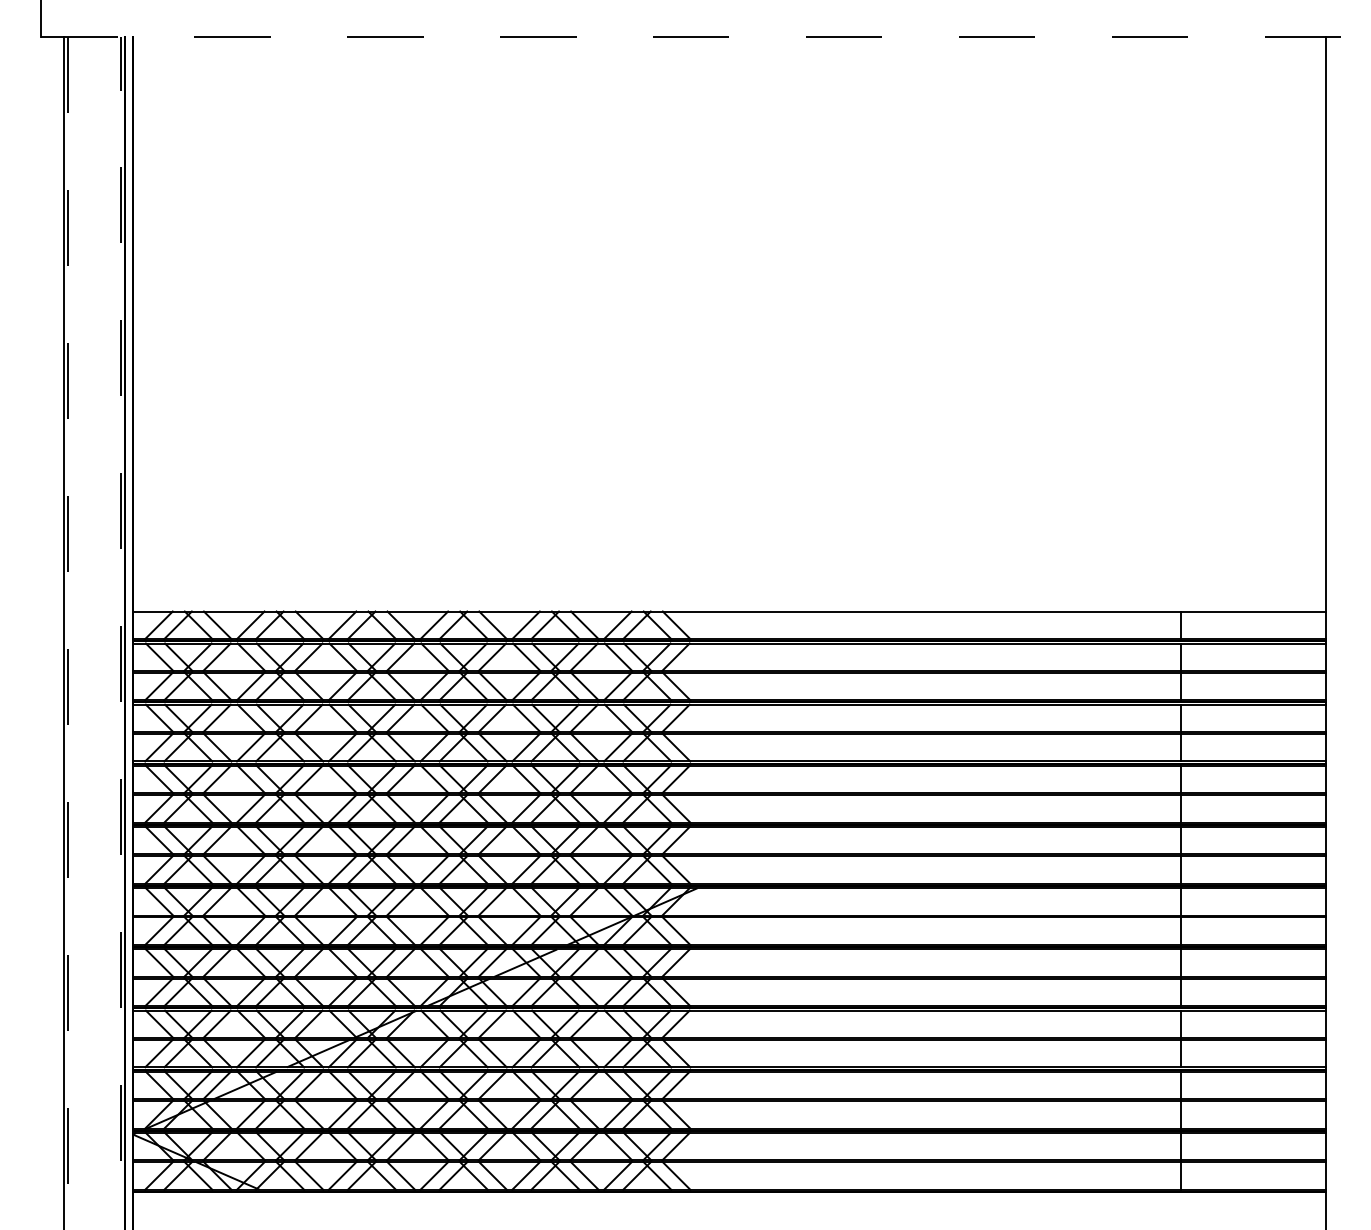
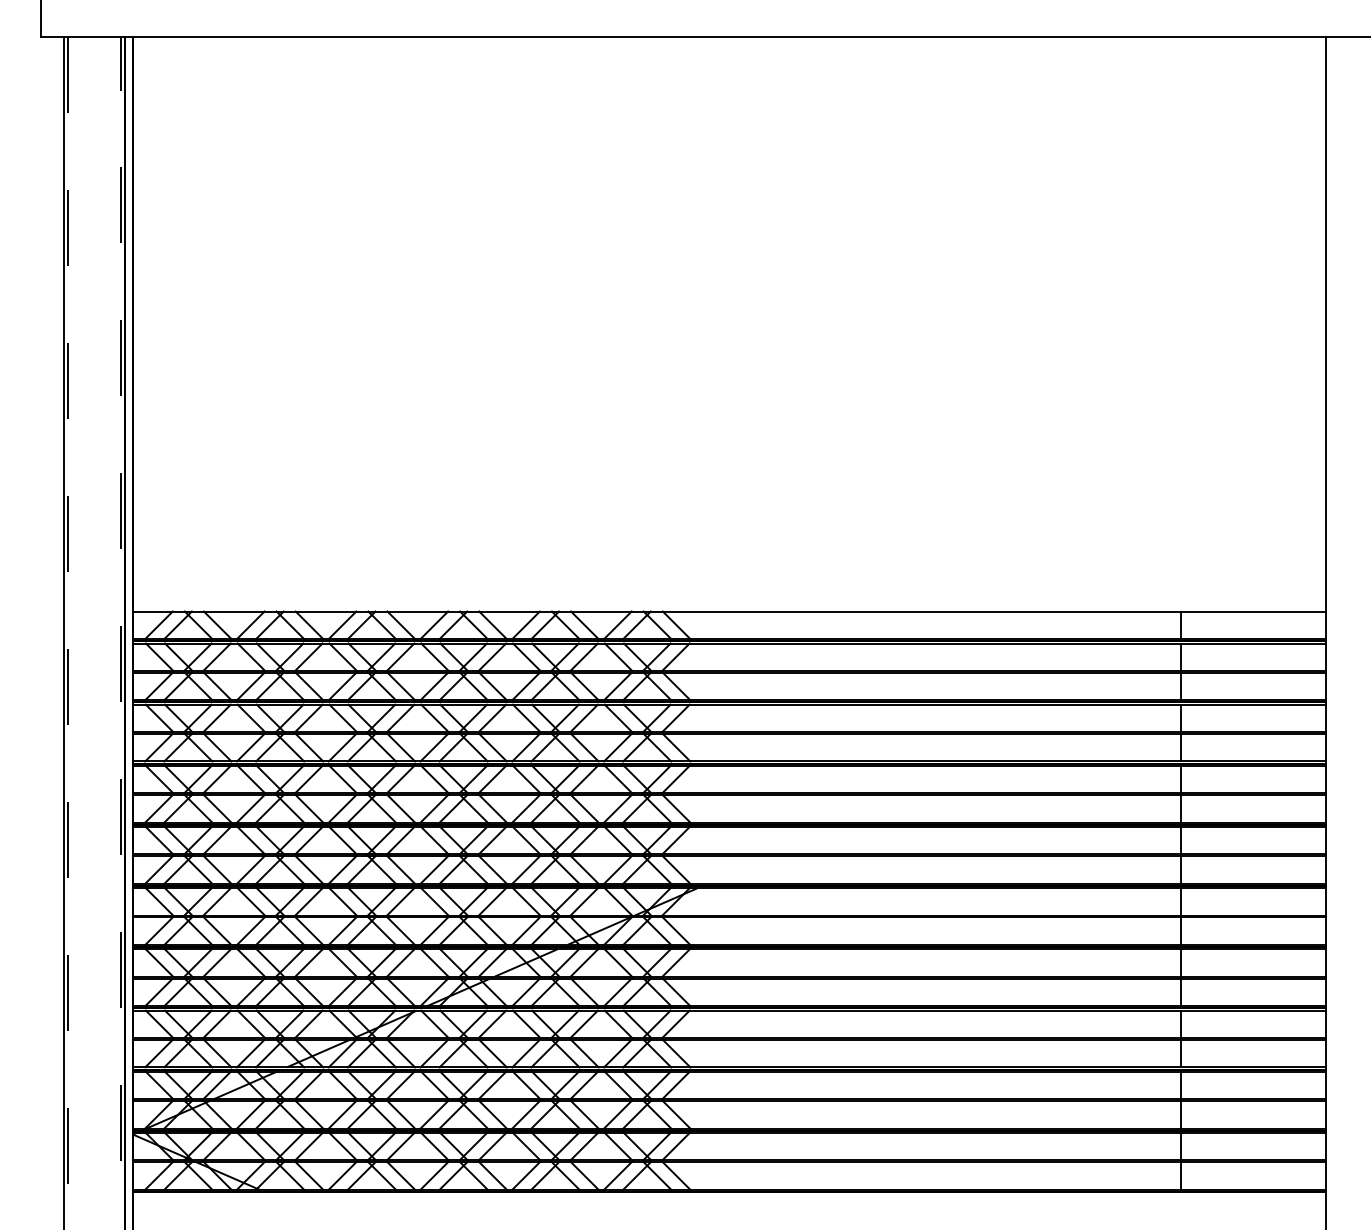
line: dashed -> solid (706, 36)
